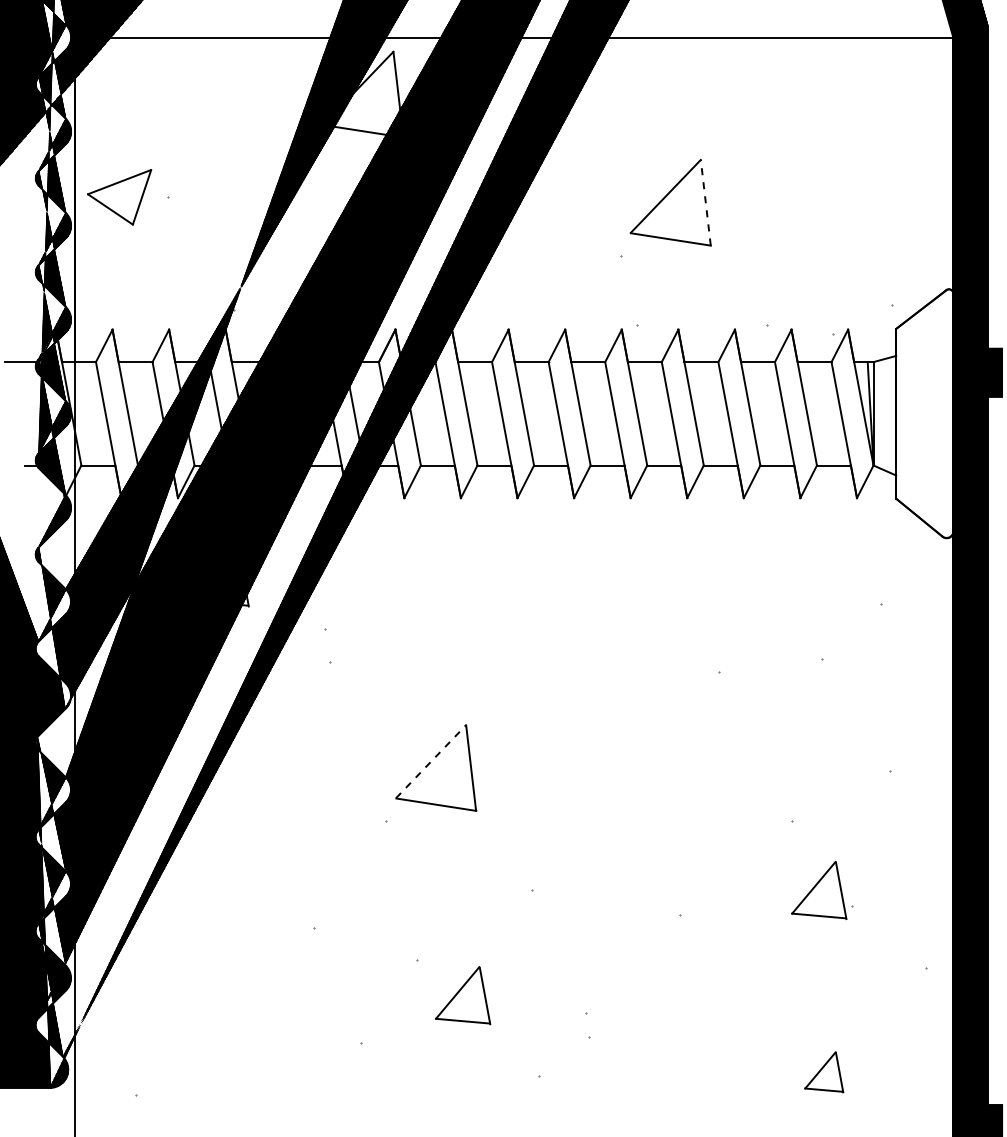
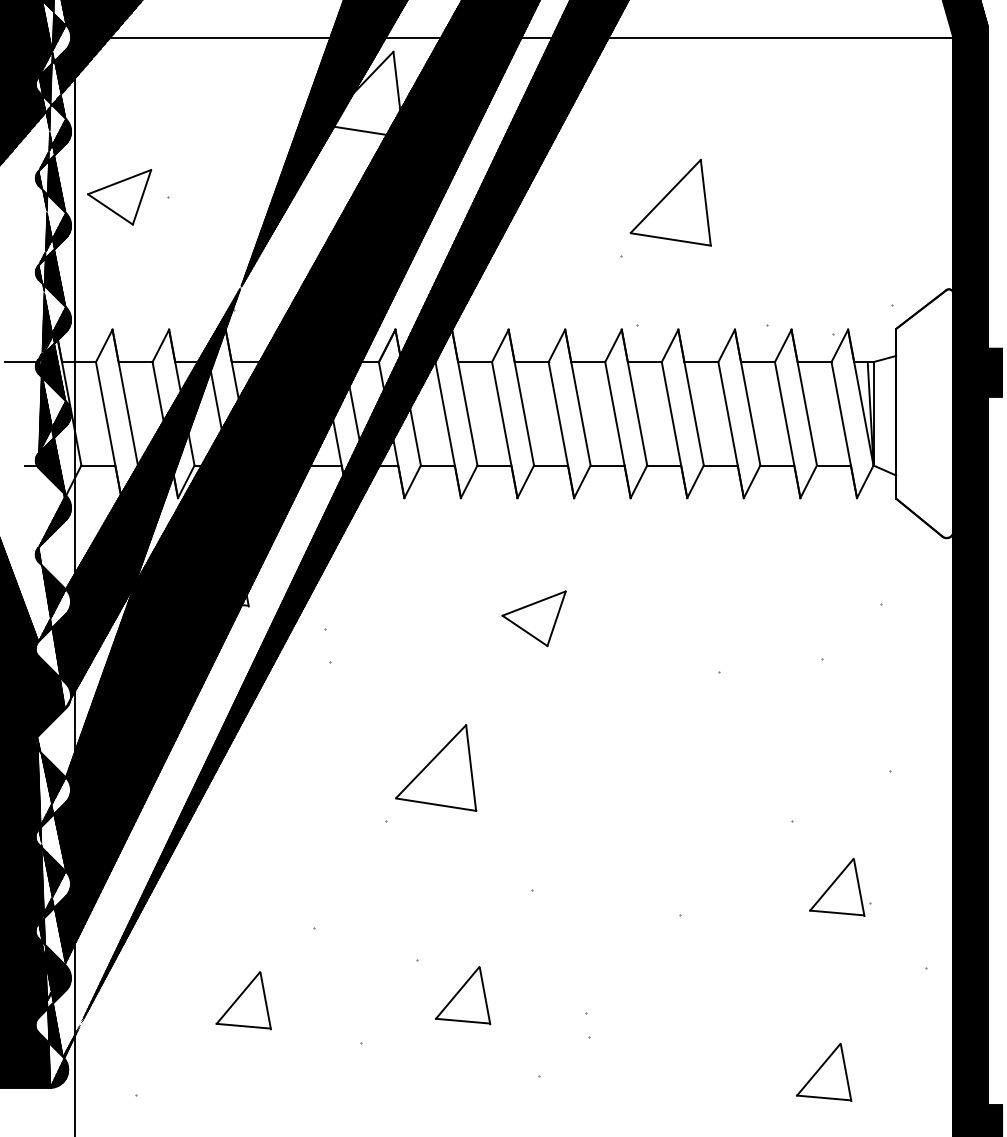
line: dashed -> solid (705, 202)
part: none -> present (533, 618)
line: dashed -> solid (431, 761)
part position: (822, 889) -> (840, 886) (840, 886)
part: none -> present (243, 1000)
part size: 41x43 px -> 57x60 px (824, 1071)
